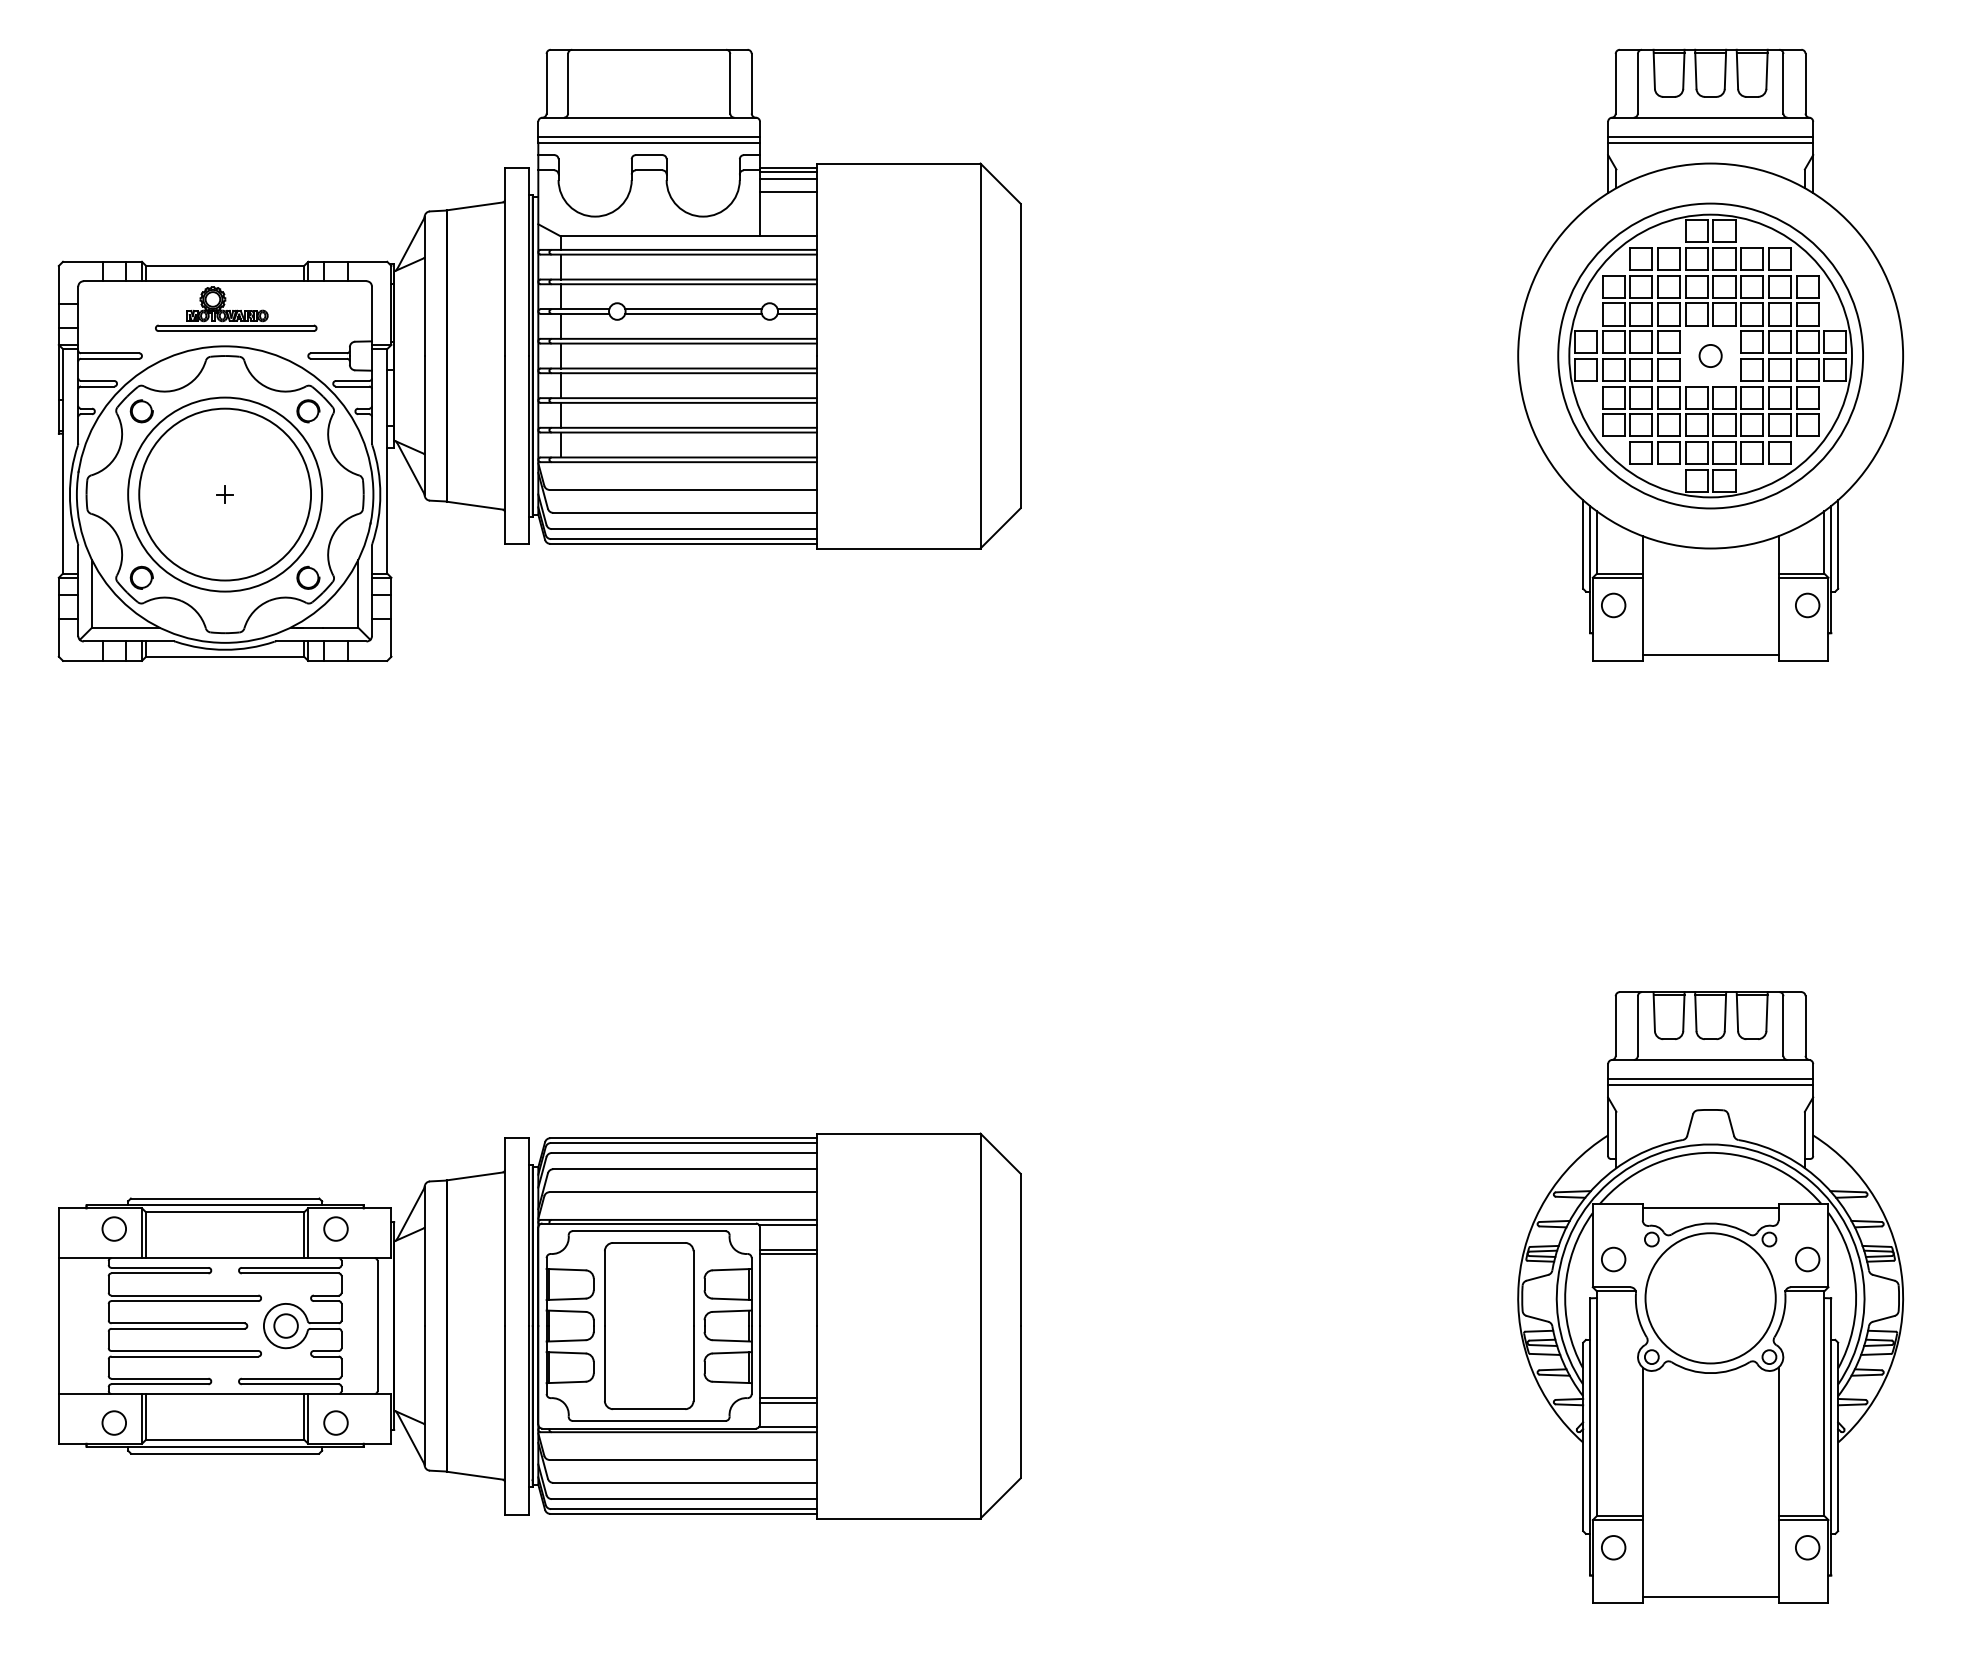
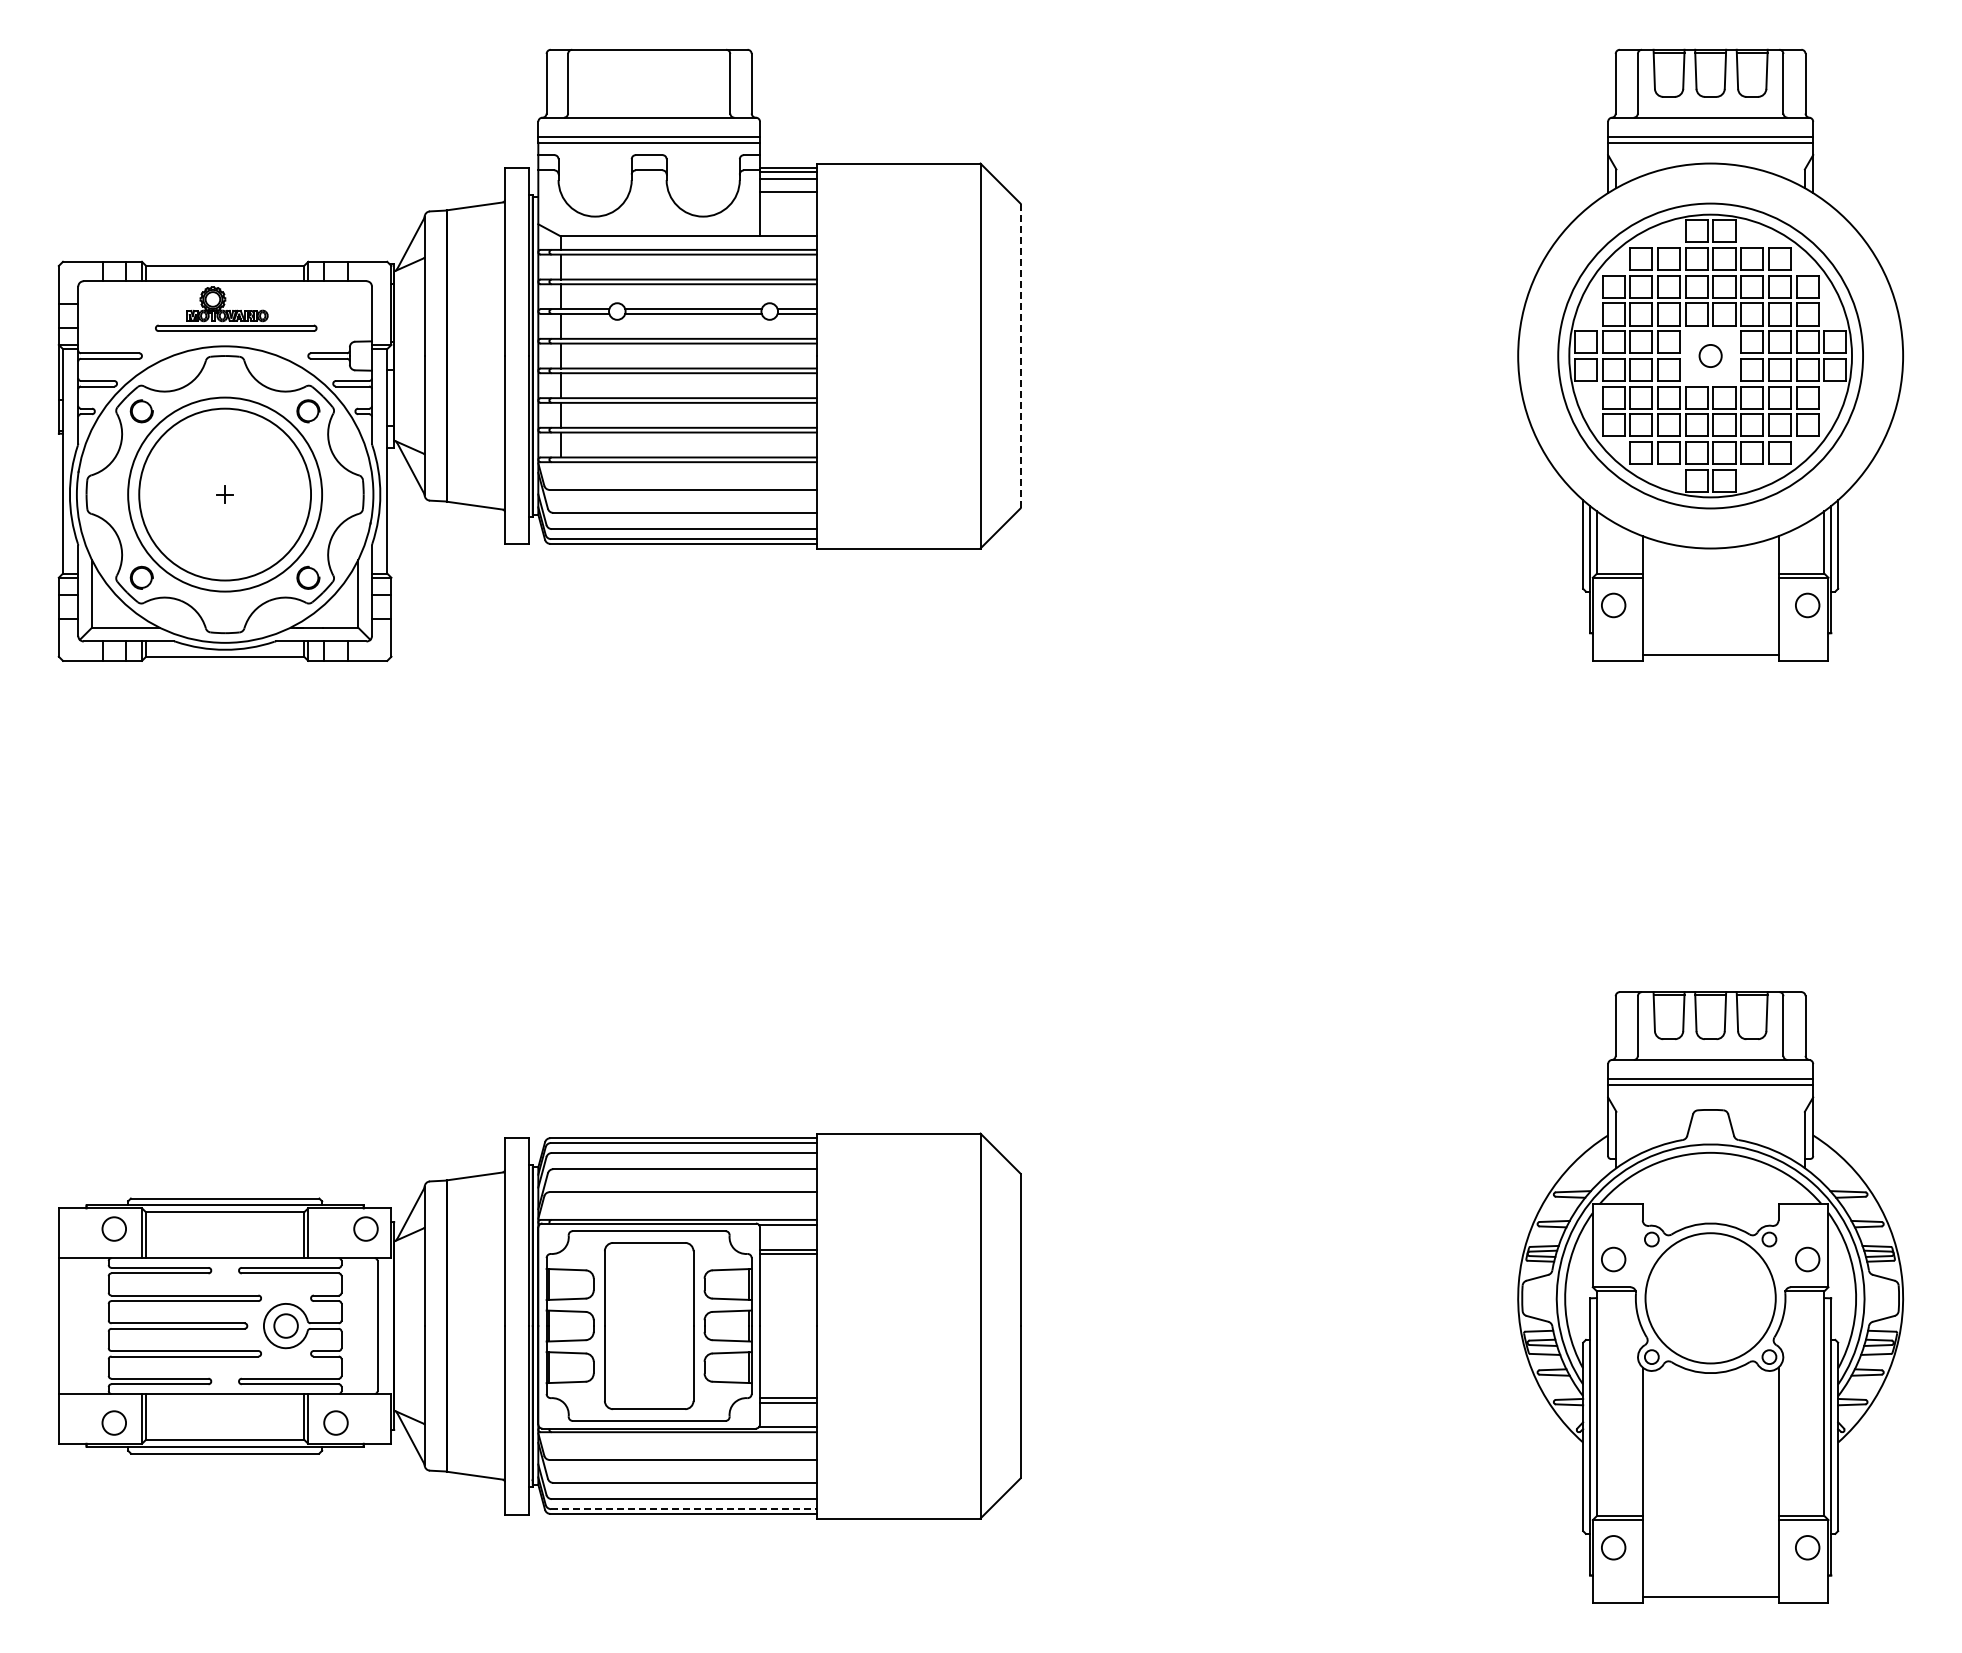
line: solid -> dashed (1020, 356)
line: present -> none (1710, 1208)
circle position: (335, 1228) -> (365, 1228) (365, 1228)
line: solid -> dashed (683, 1509)
